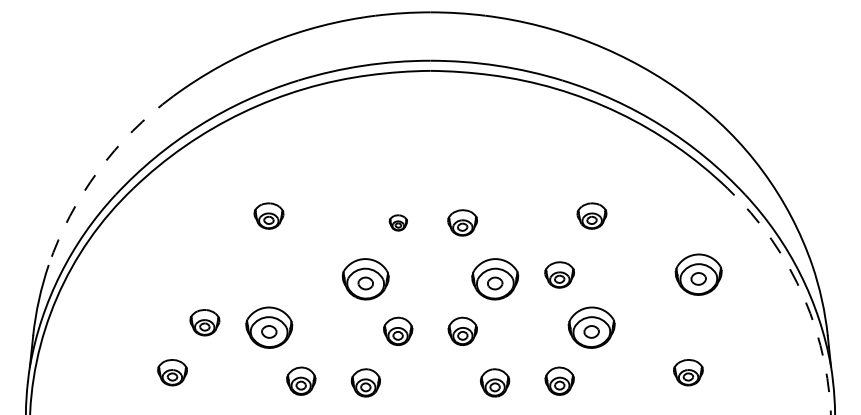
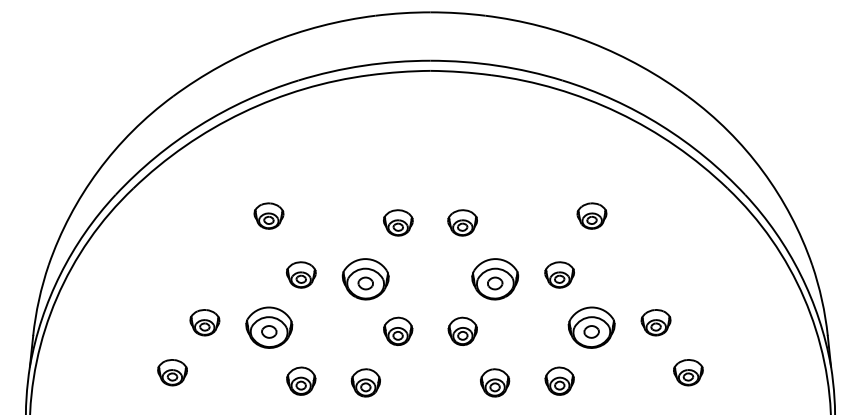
arc: dashed -> solid (98, 171)
part size: 20x18 px -> 31x28 px (398, 222)
part: none -> present (301, 274)
part: present -> none (698, 274)
arc: dashed -> solid (801, 291)
part: none -> present (655, 322)
